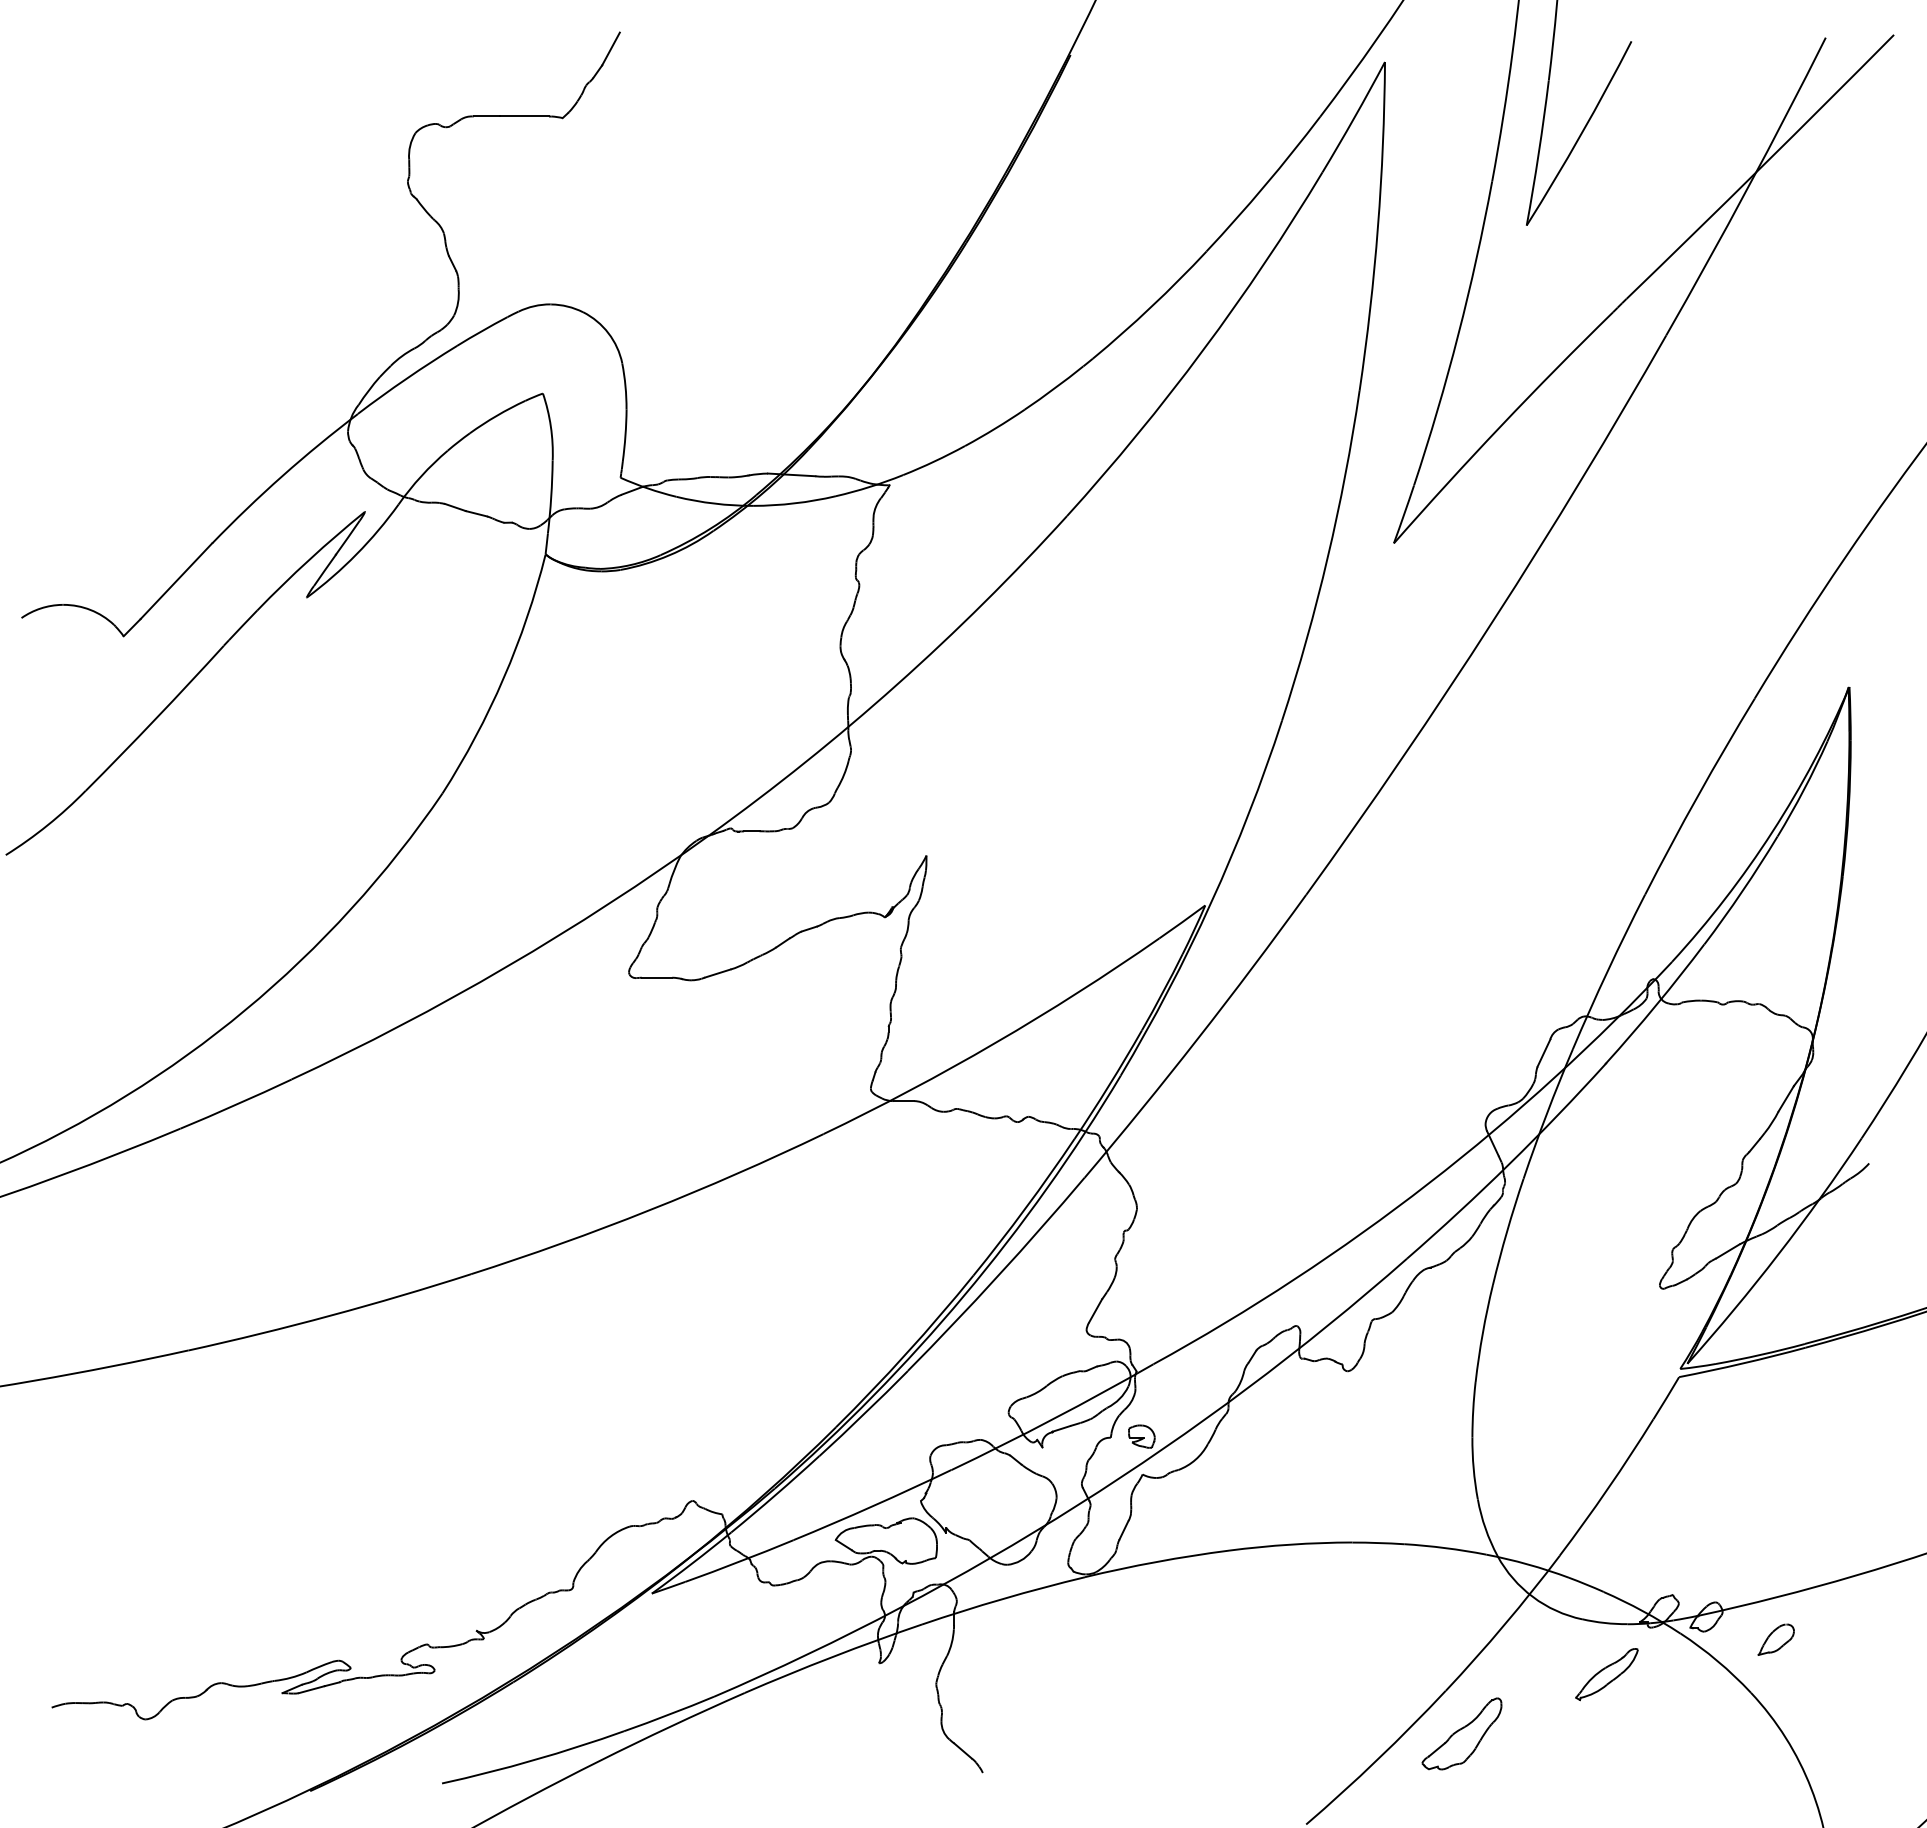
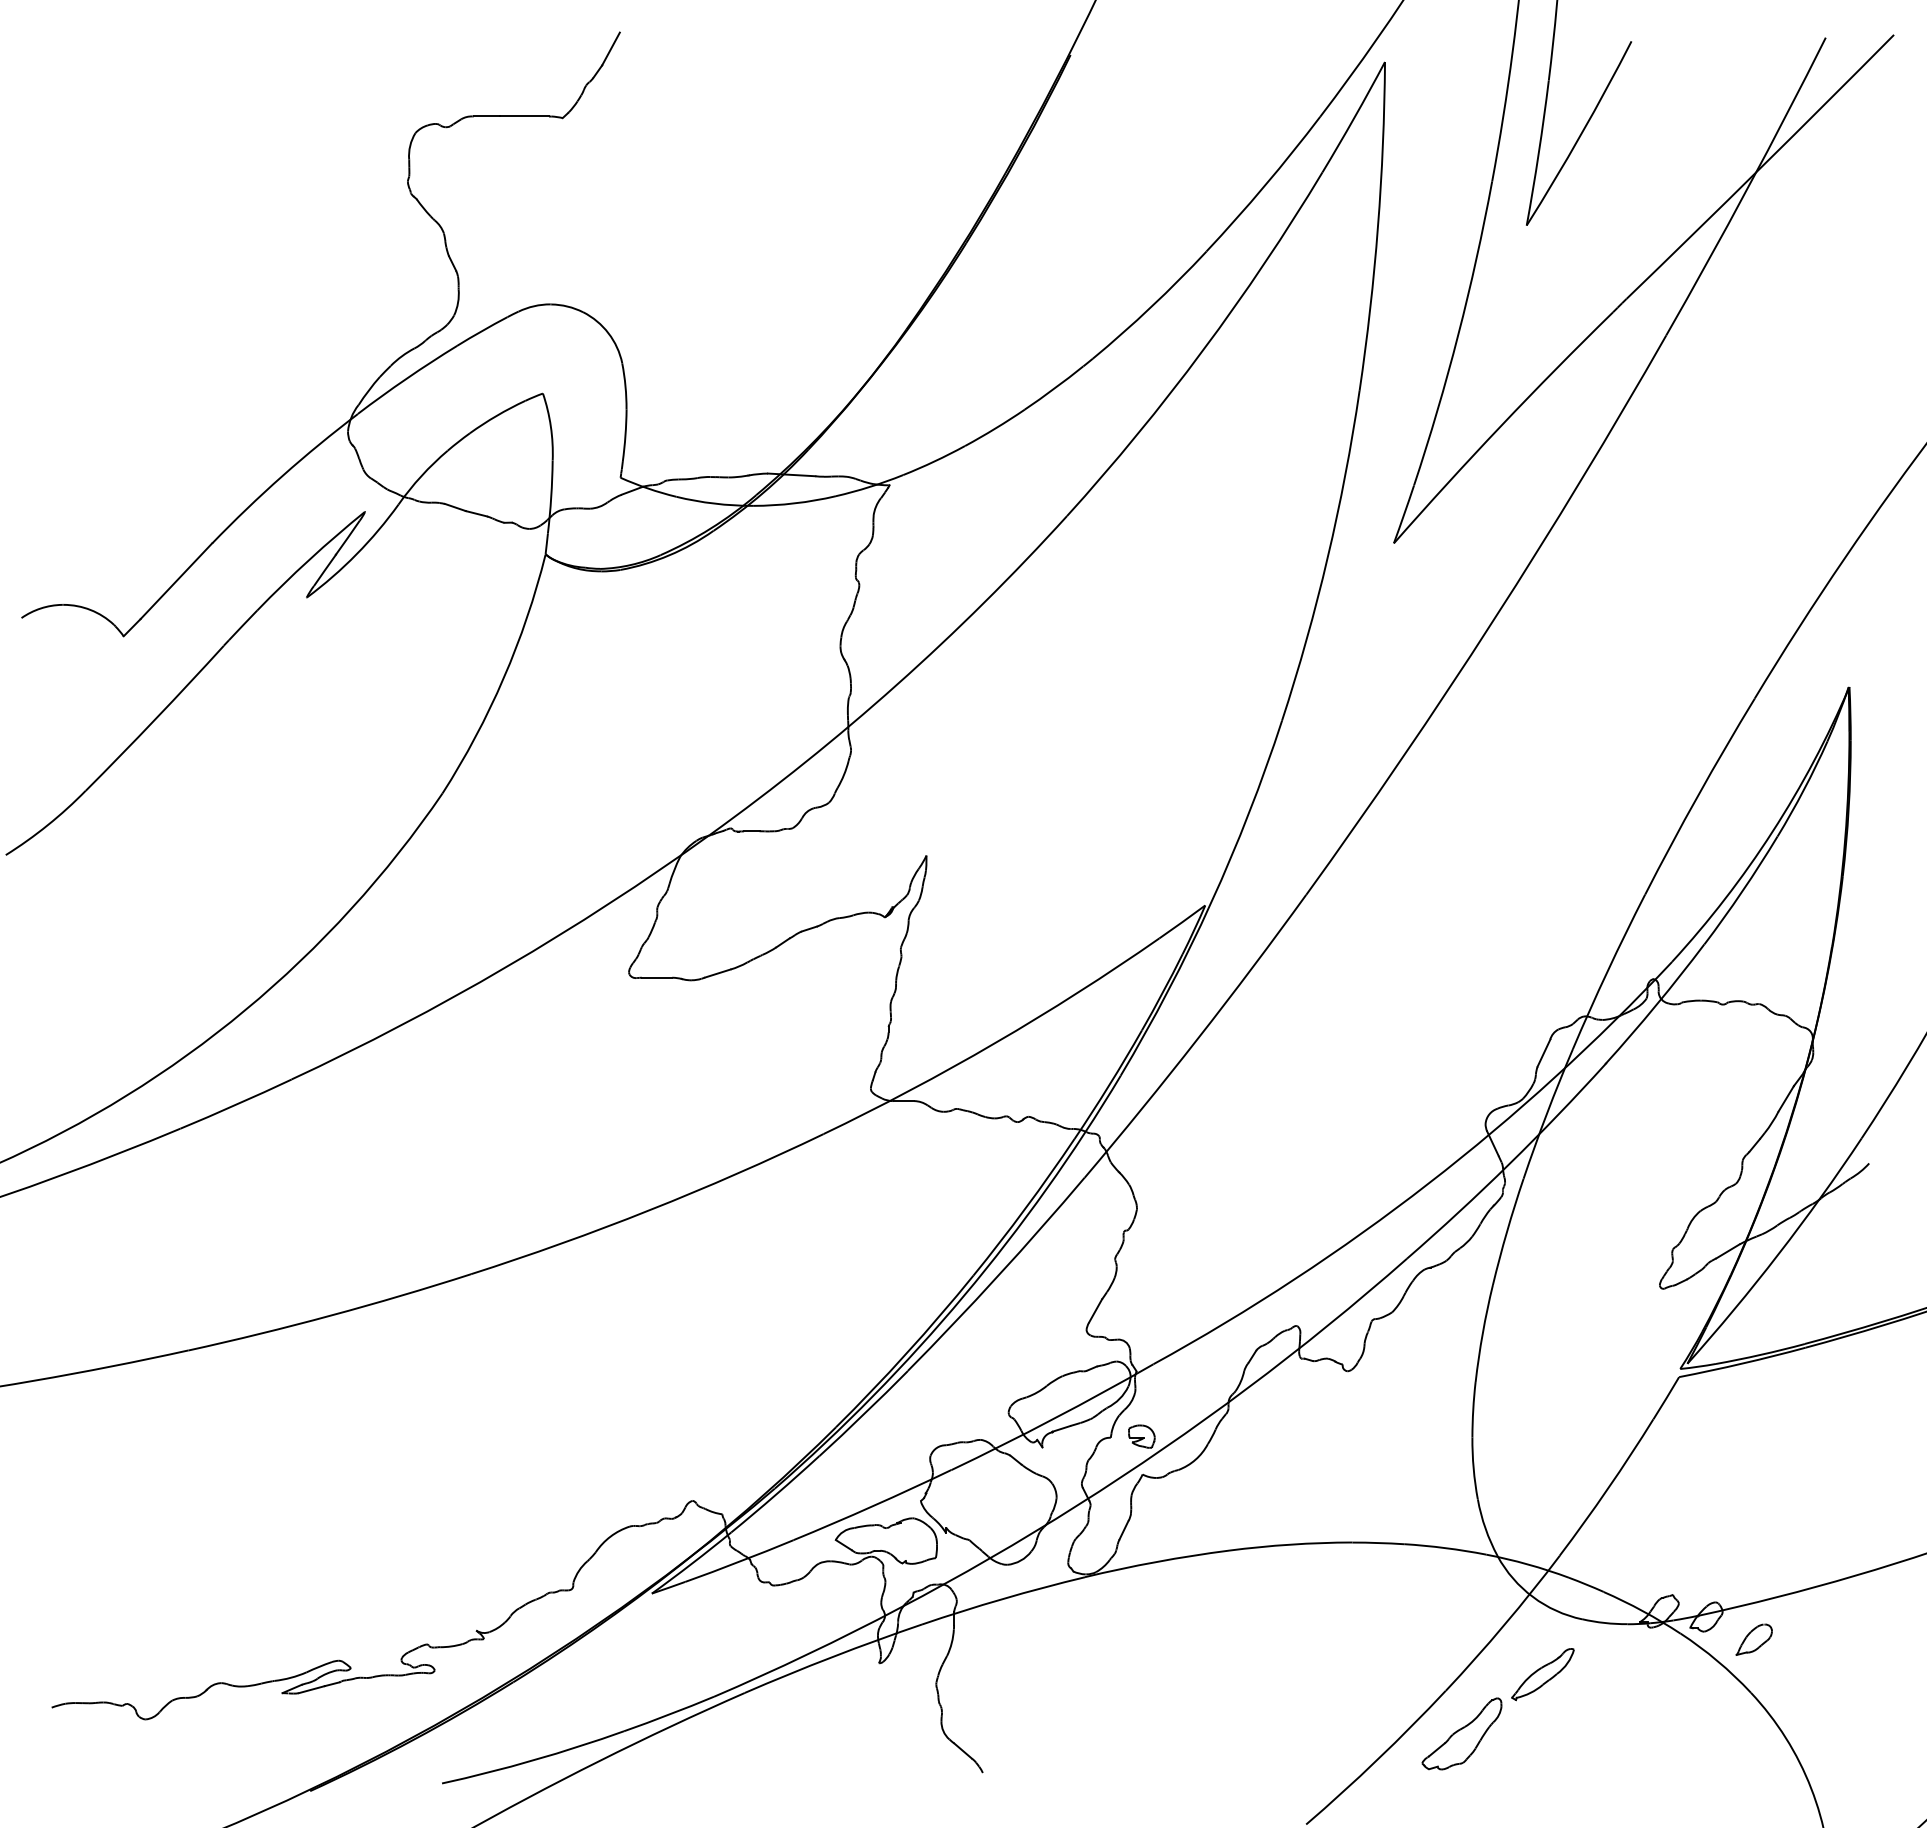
part position: (1775, 1639) -> (1753, 1639) (1753, 1639)
part position: (1606, 1674) -> (1542, 1674) (1542, 1674)
